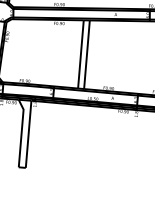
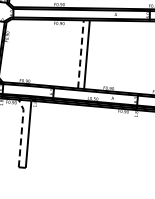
line: solid -> dashed (80, 53)
line: solid -> dashed (21, 132)
